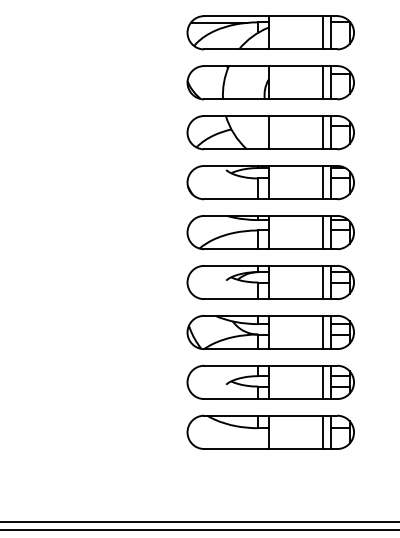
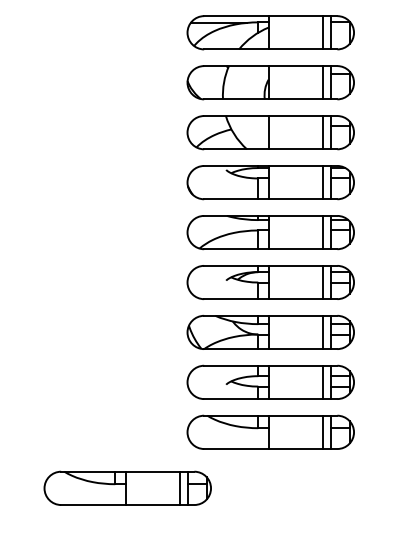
part: none -> present (127, 487)
line: present -> none (199, 521)
line: present -> none (199, 530)
